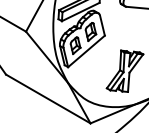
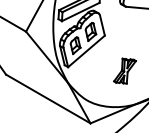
part size: 40x44 px -> 25x28 px (125, 70)
